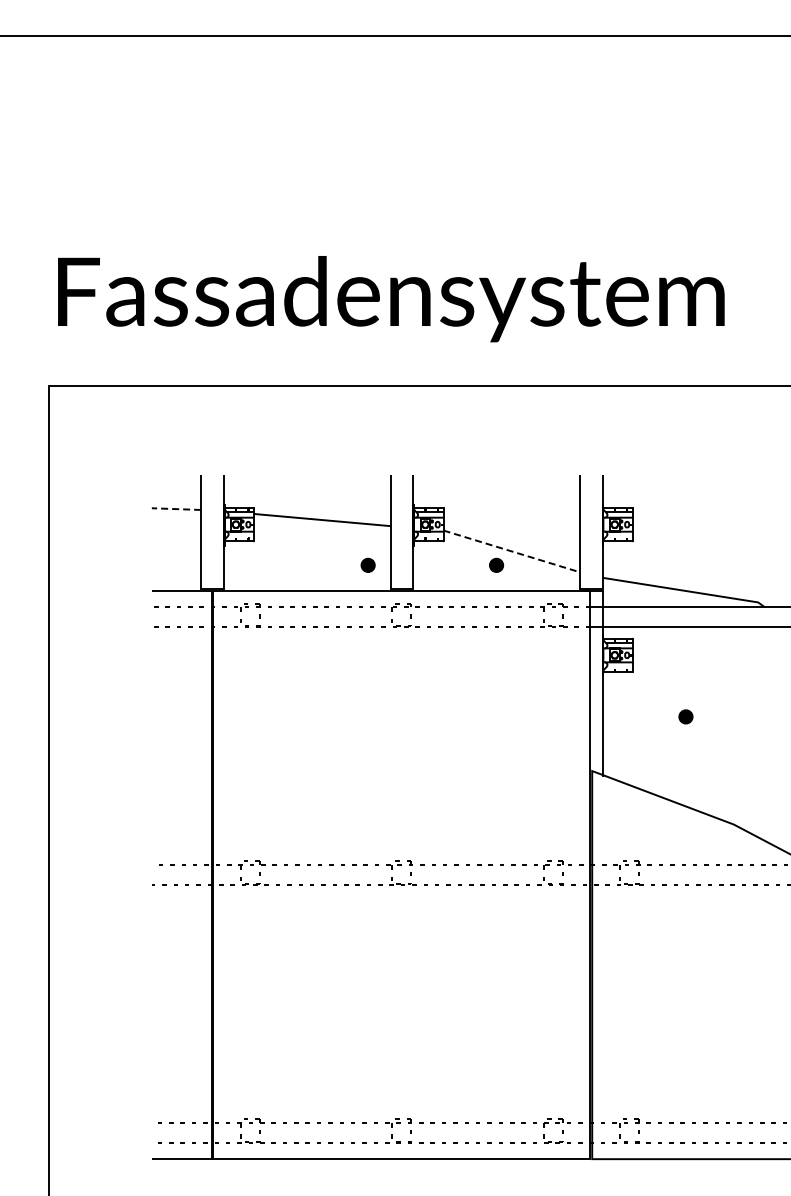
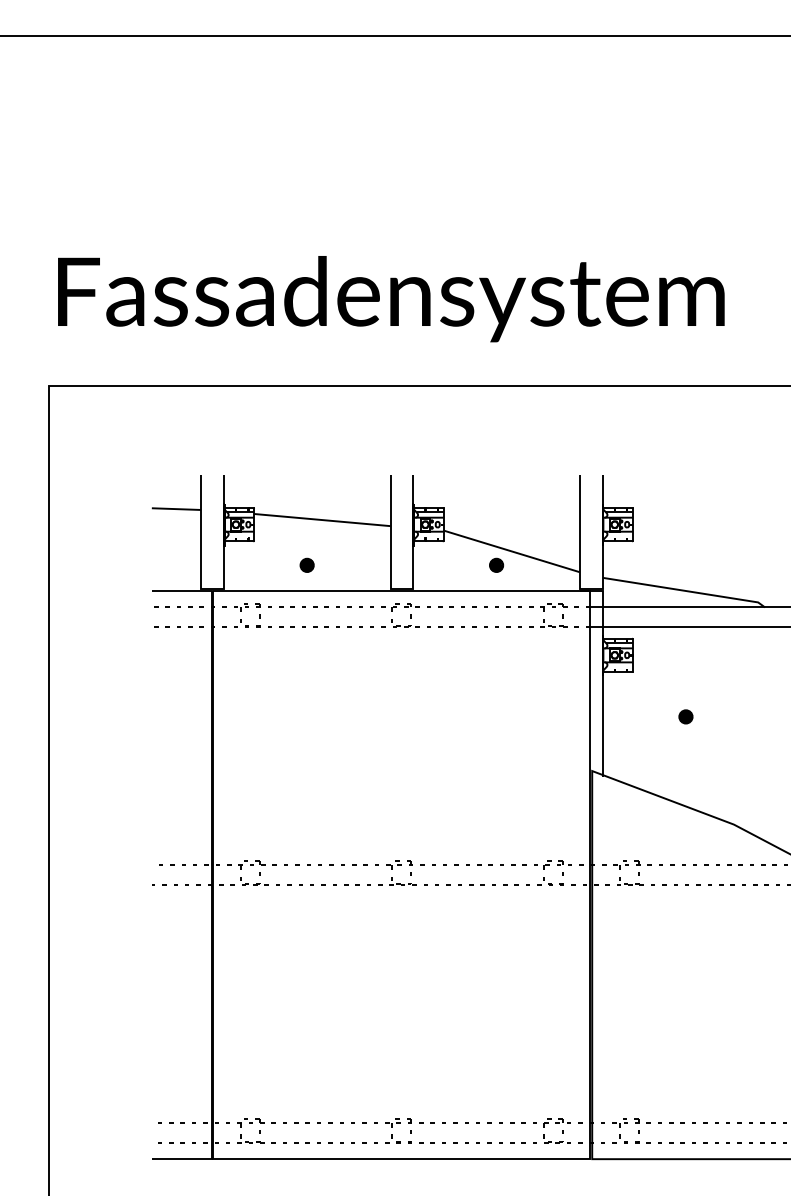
line: dashed -> solid (176, 509)
line: dashed -> solid (511, 551)
part position: (367, 564) -> (306, 564) (306, 564)
